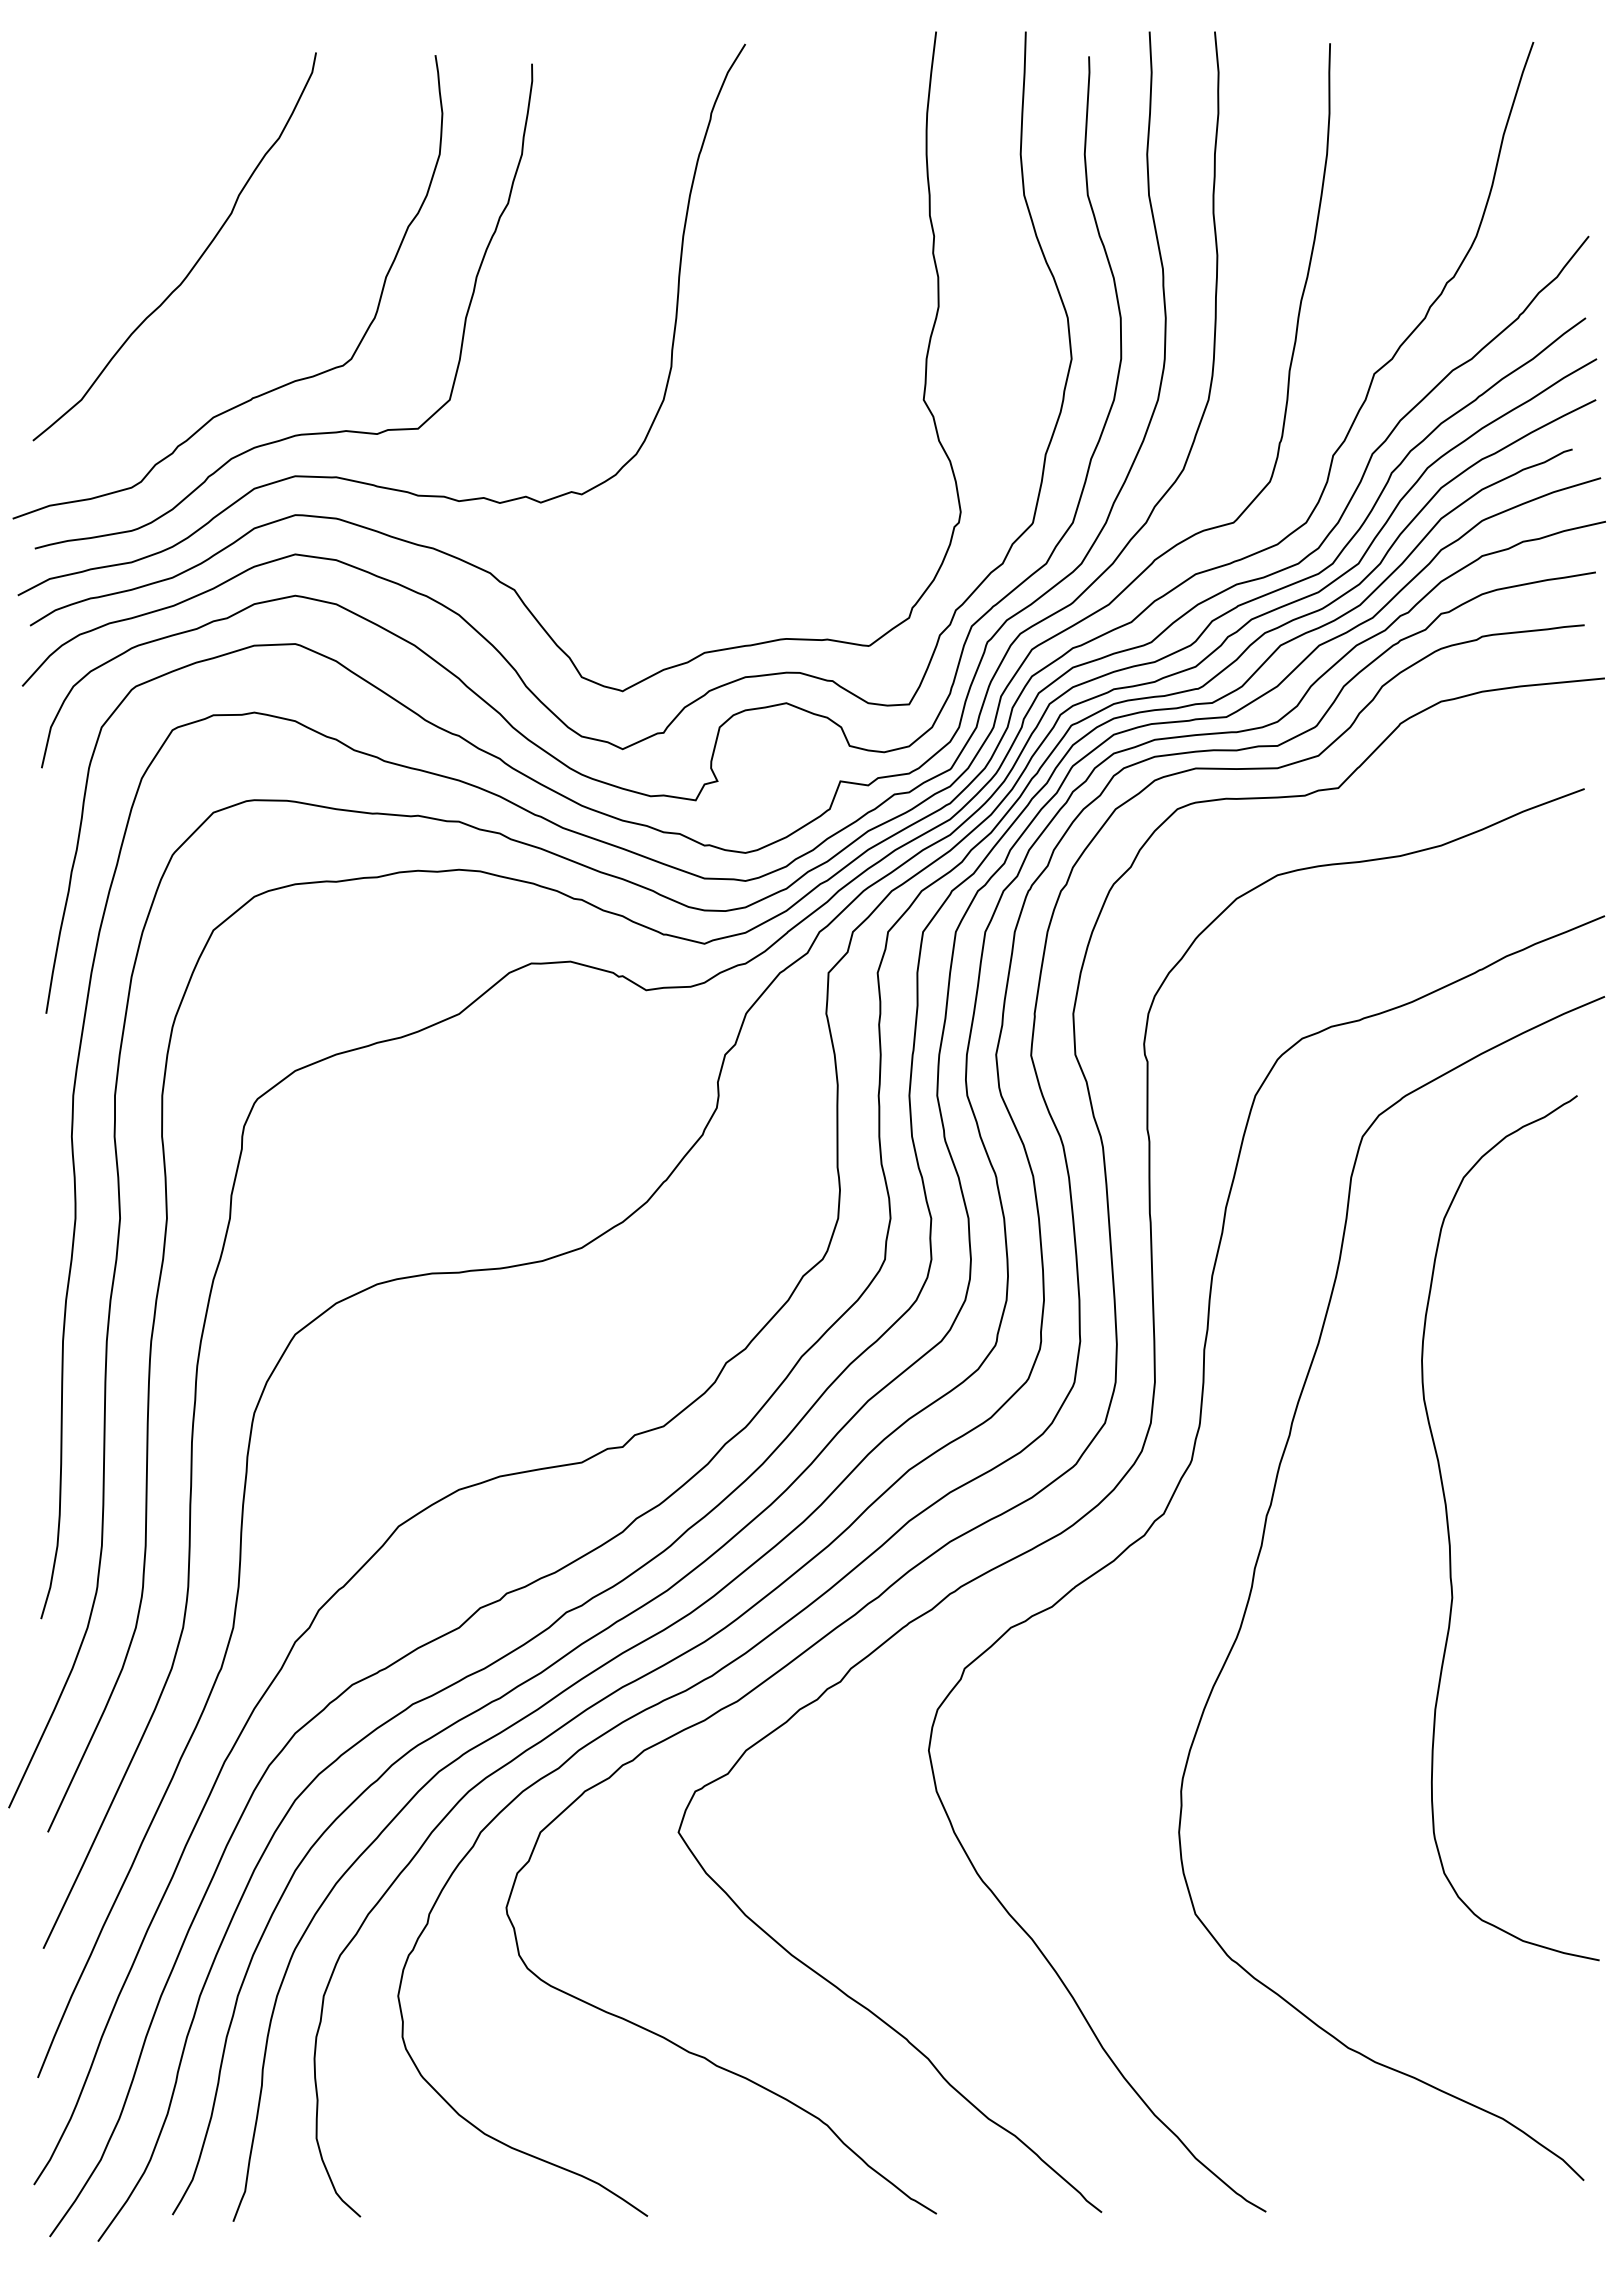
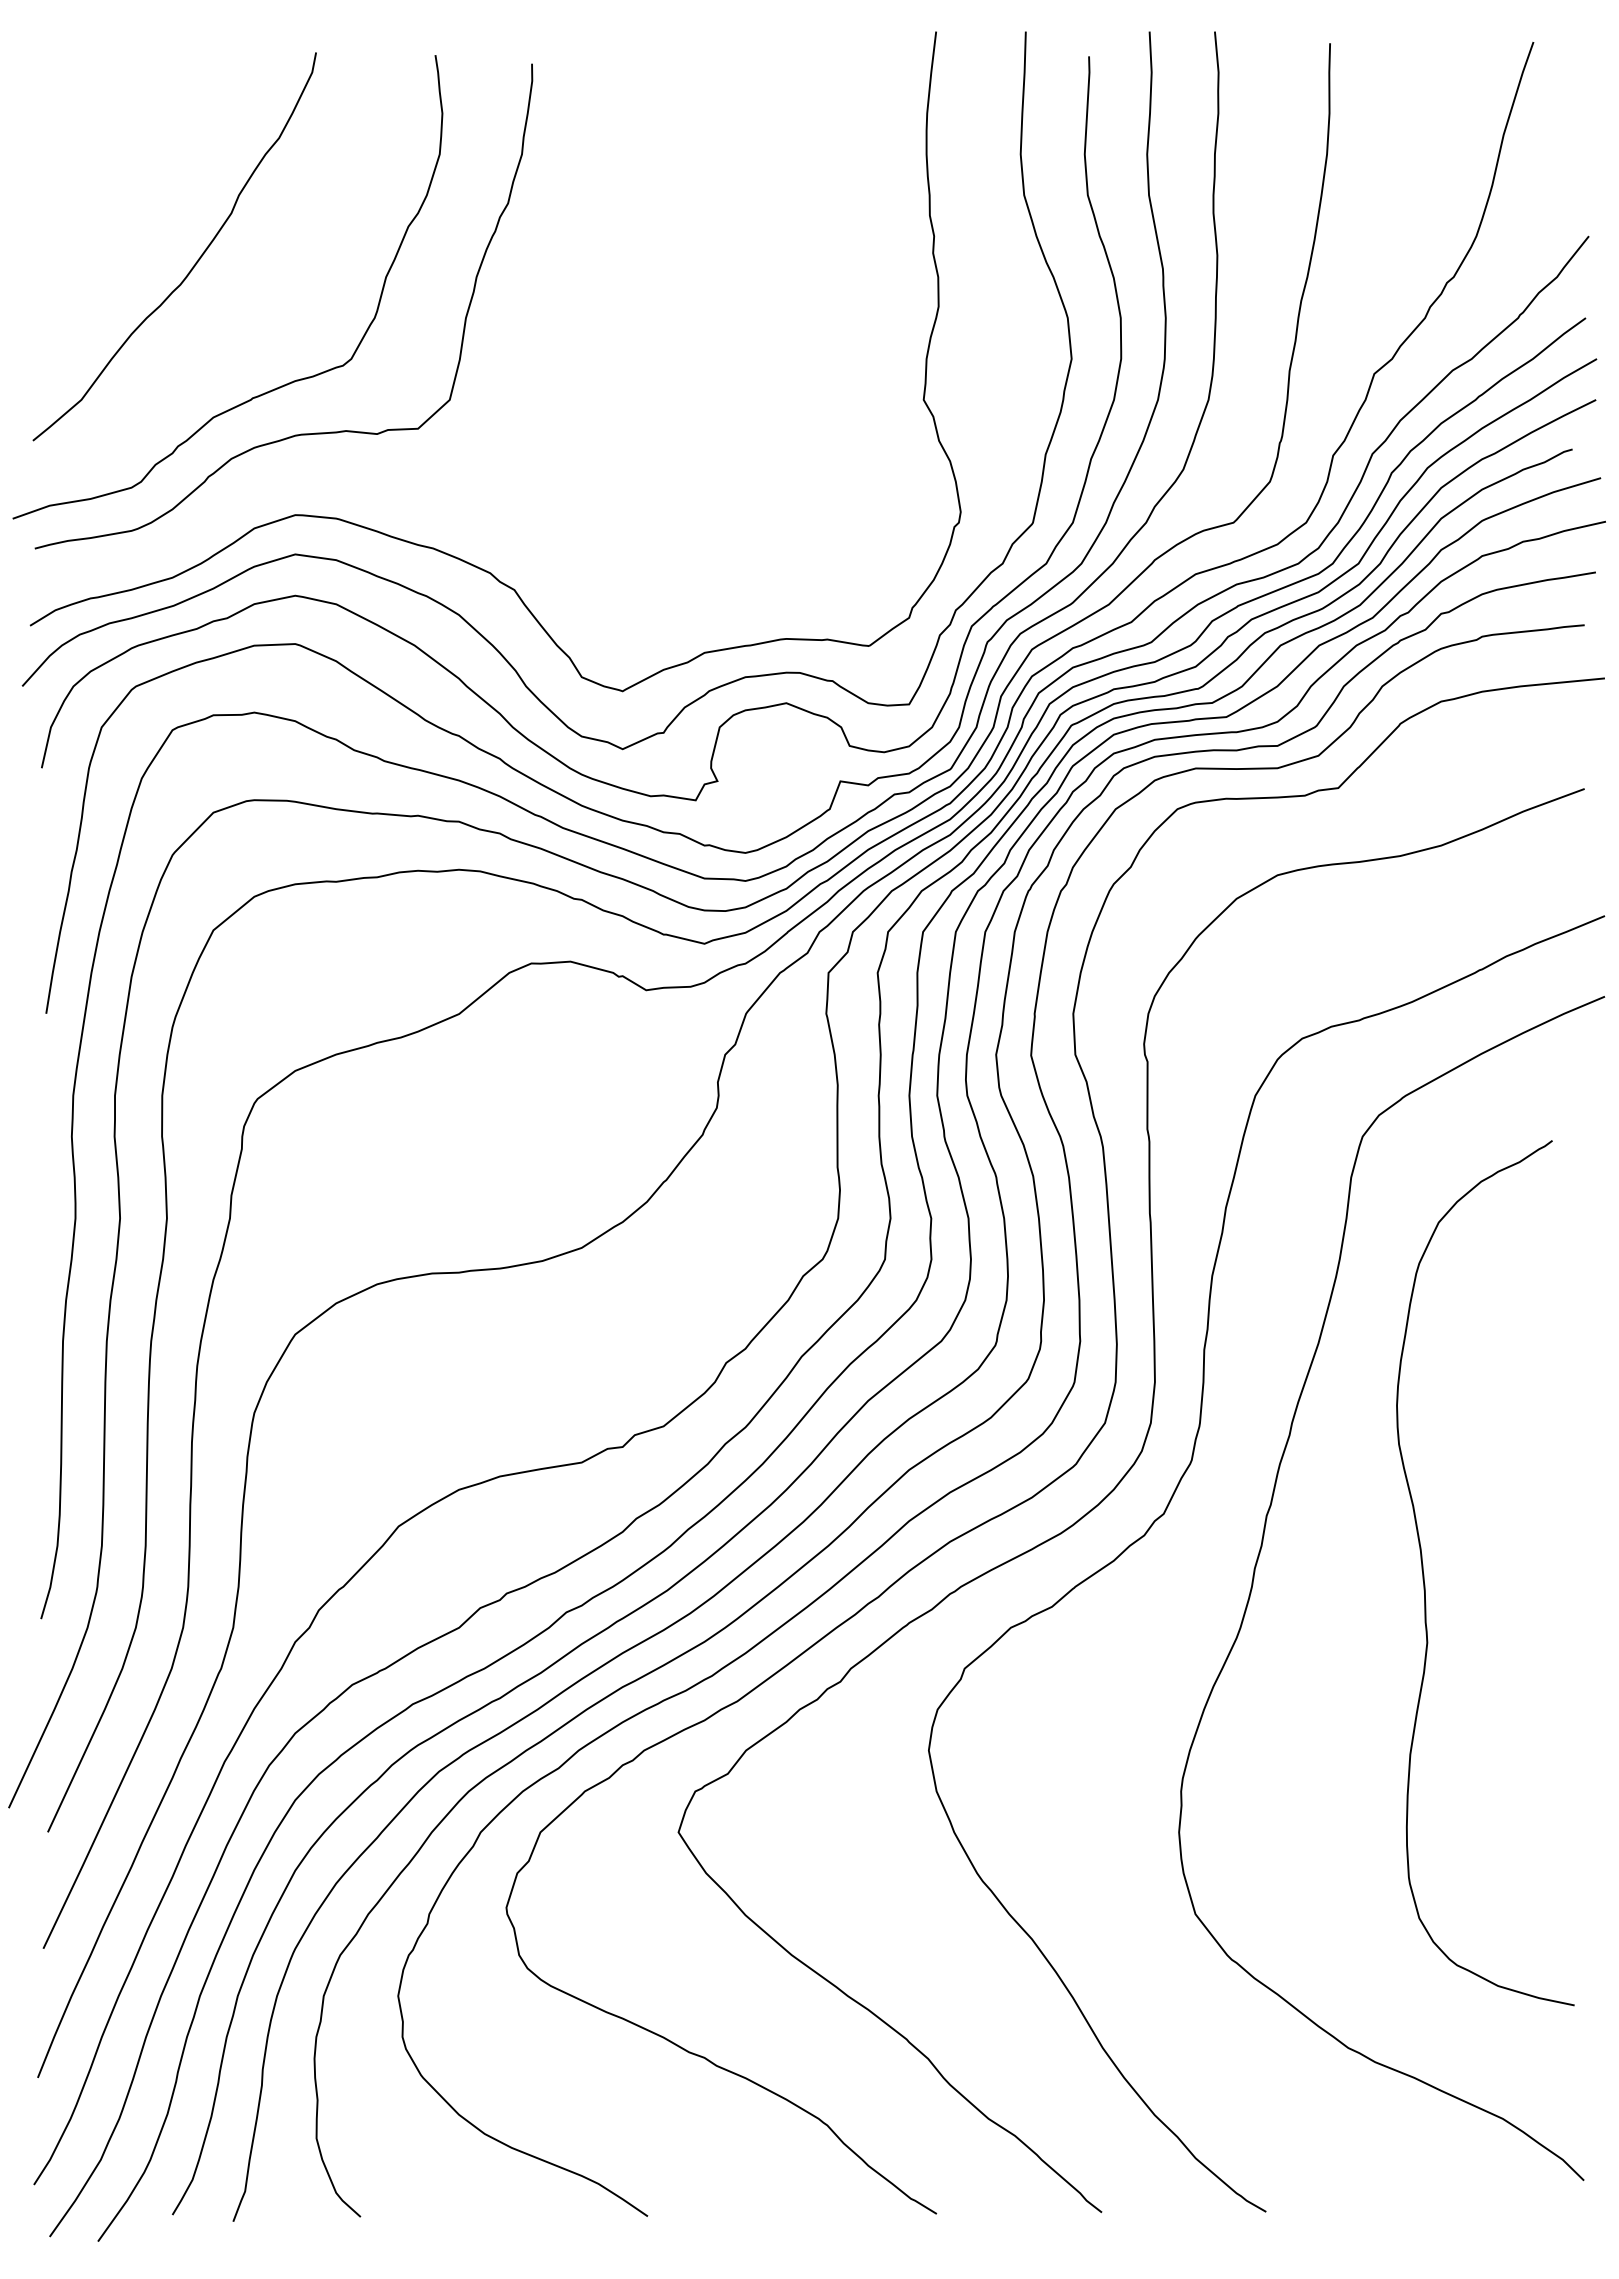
curve: present -> none (343, 477)
curve position: (1450, 1539) -> (1425, 1584) (1425, 1584)
